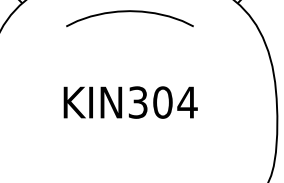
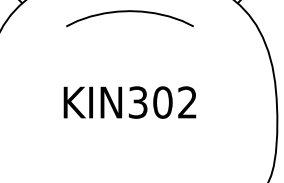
text: KIN304 -> KIN302 (187, 102)
